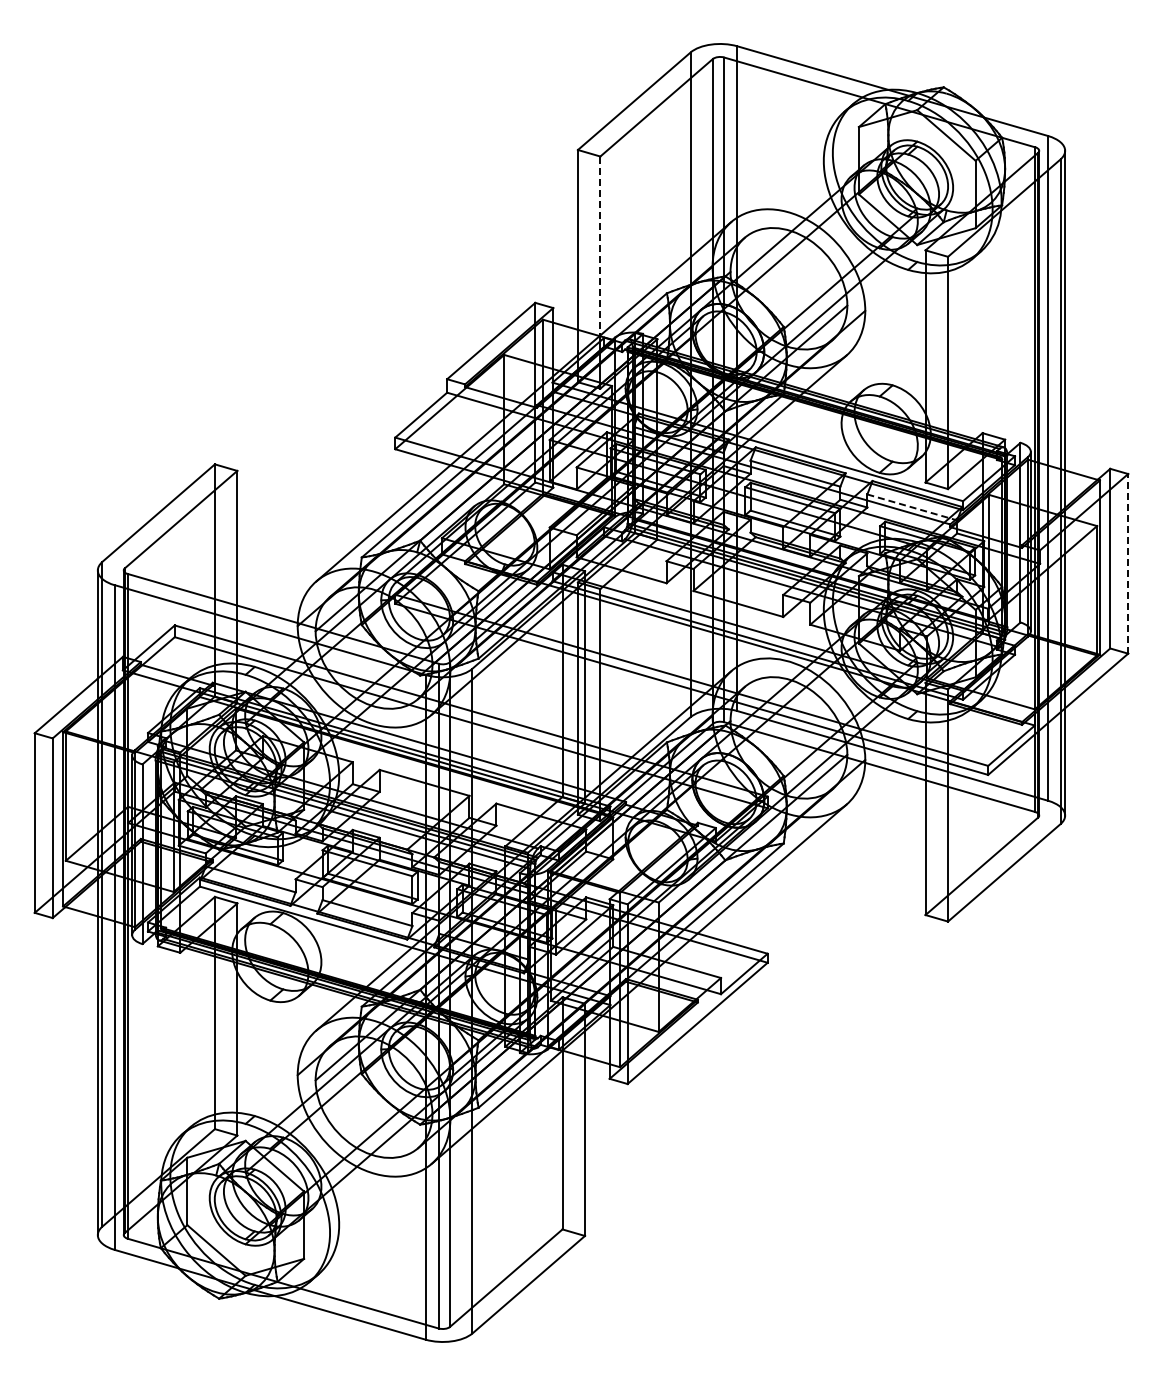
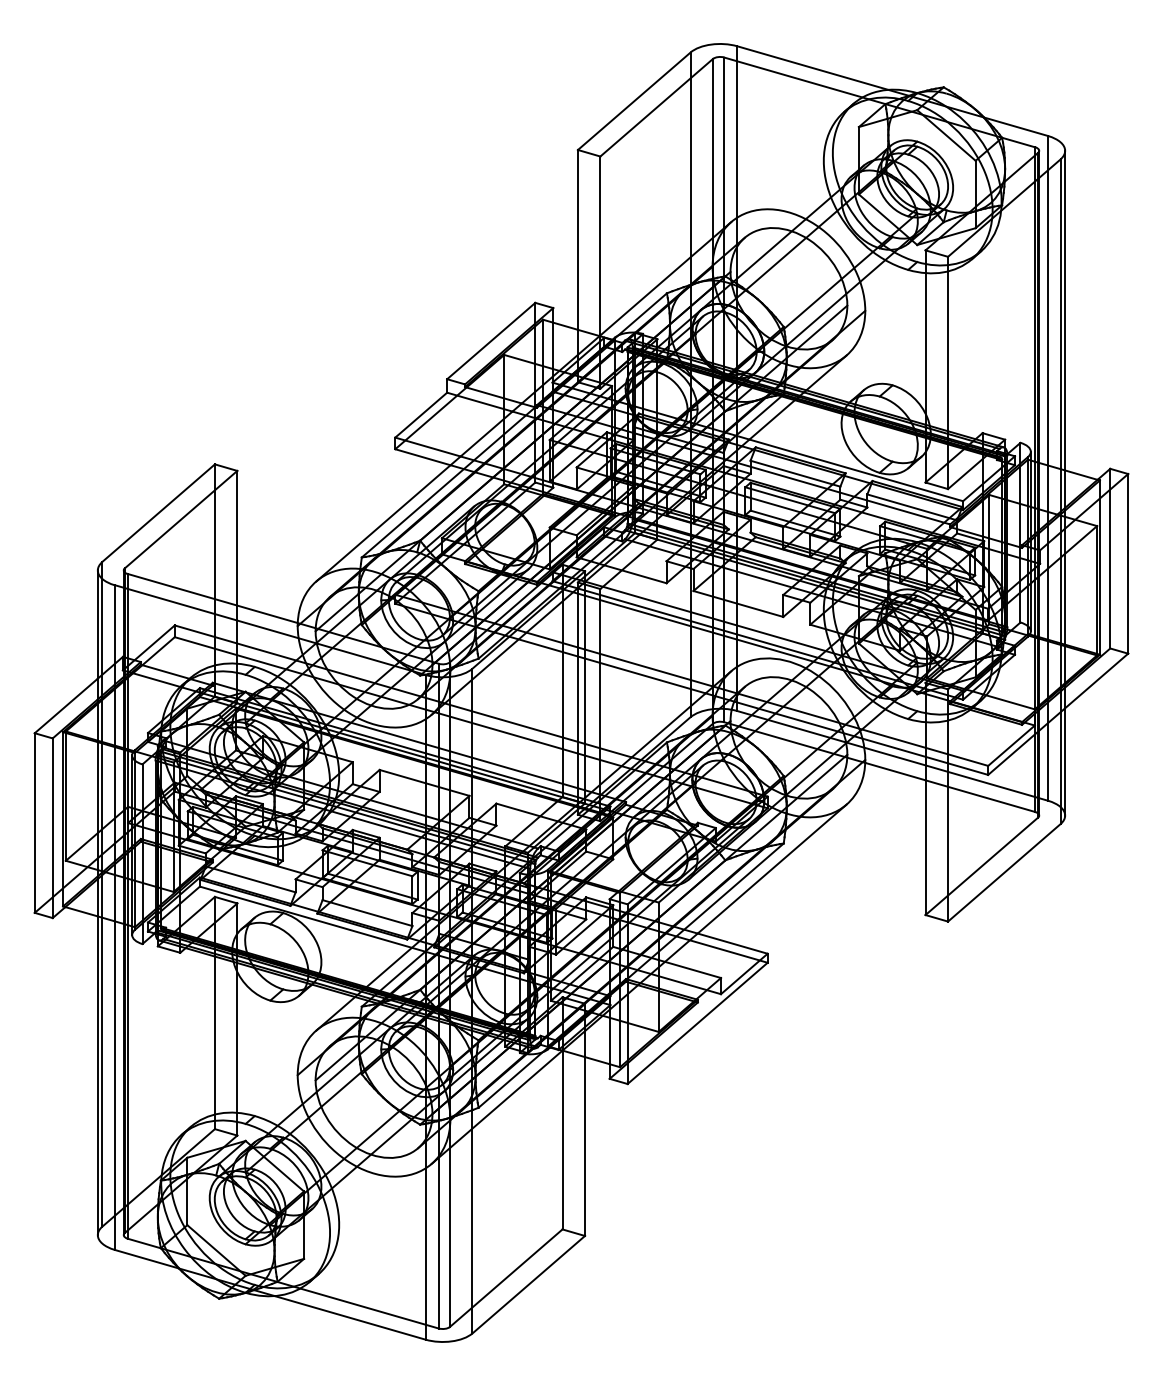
line: dashed -> solid (600, 246)
line: dashed -> solid (912, 507)
line: dashed -> solid (1128, 563)
